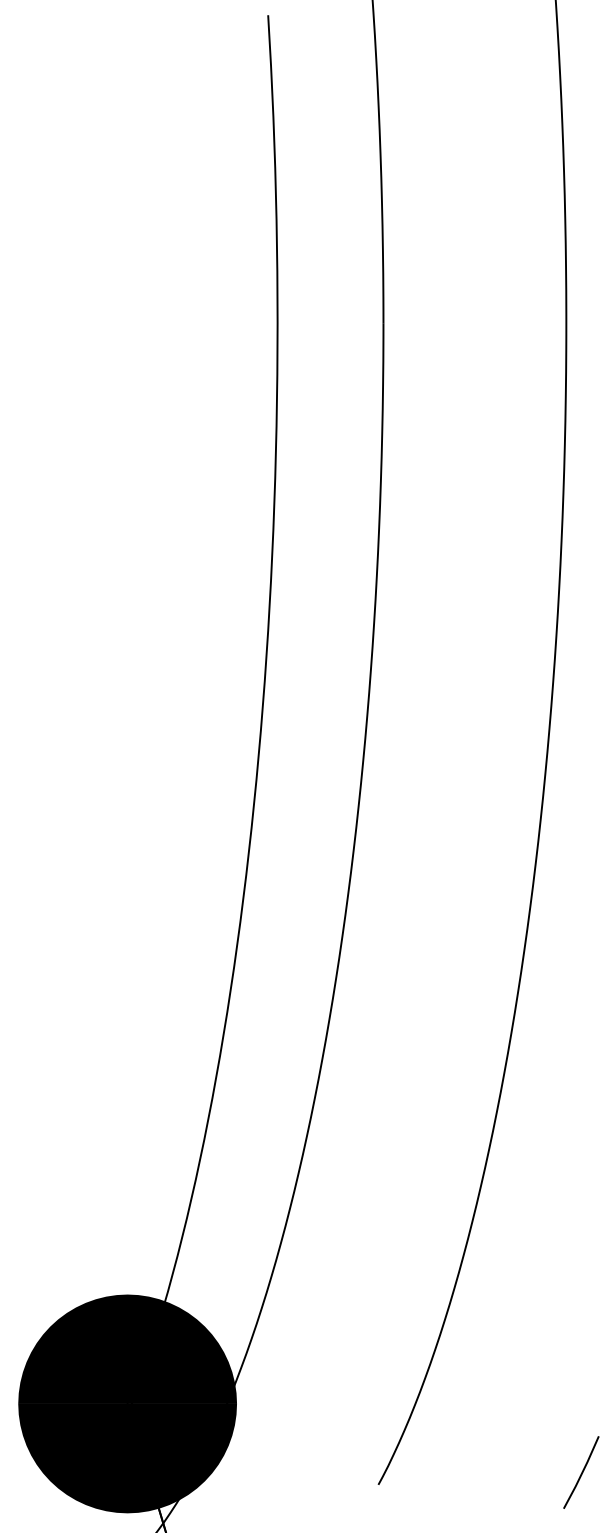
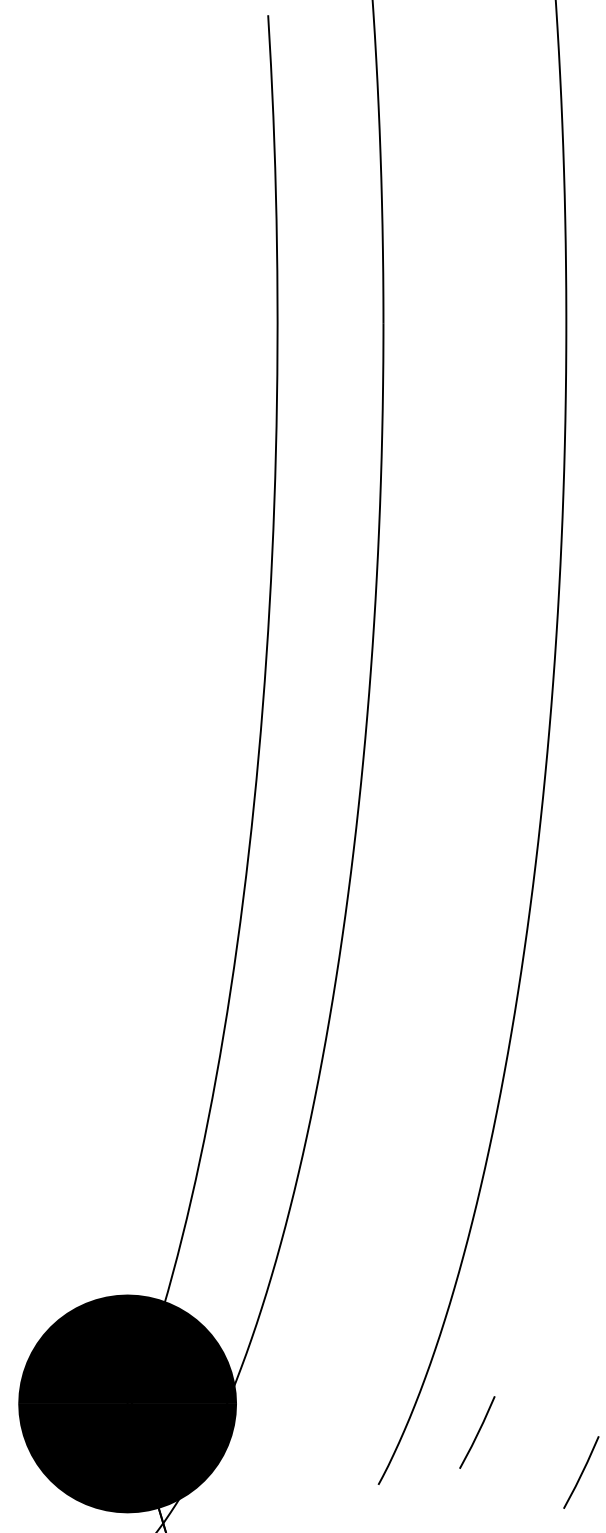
line: none -> present (477, 1432)
